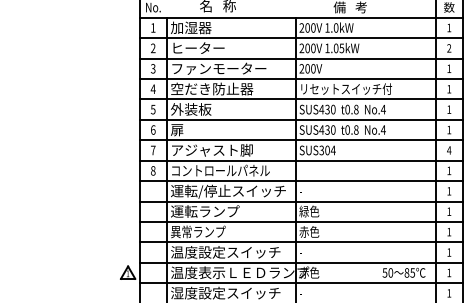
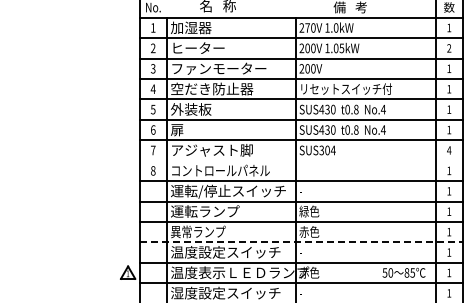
text: 200V -> 270V (307, 27)
line: present -> none (300, 160)
line: solid -> dashed (301, 242)
